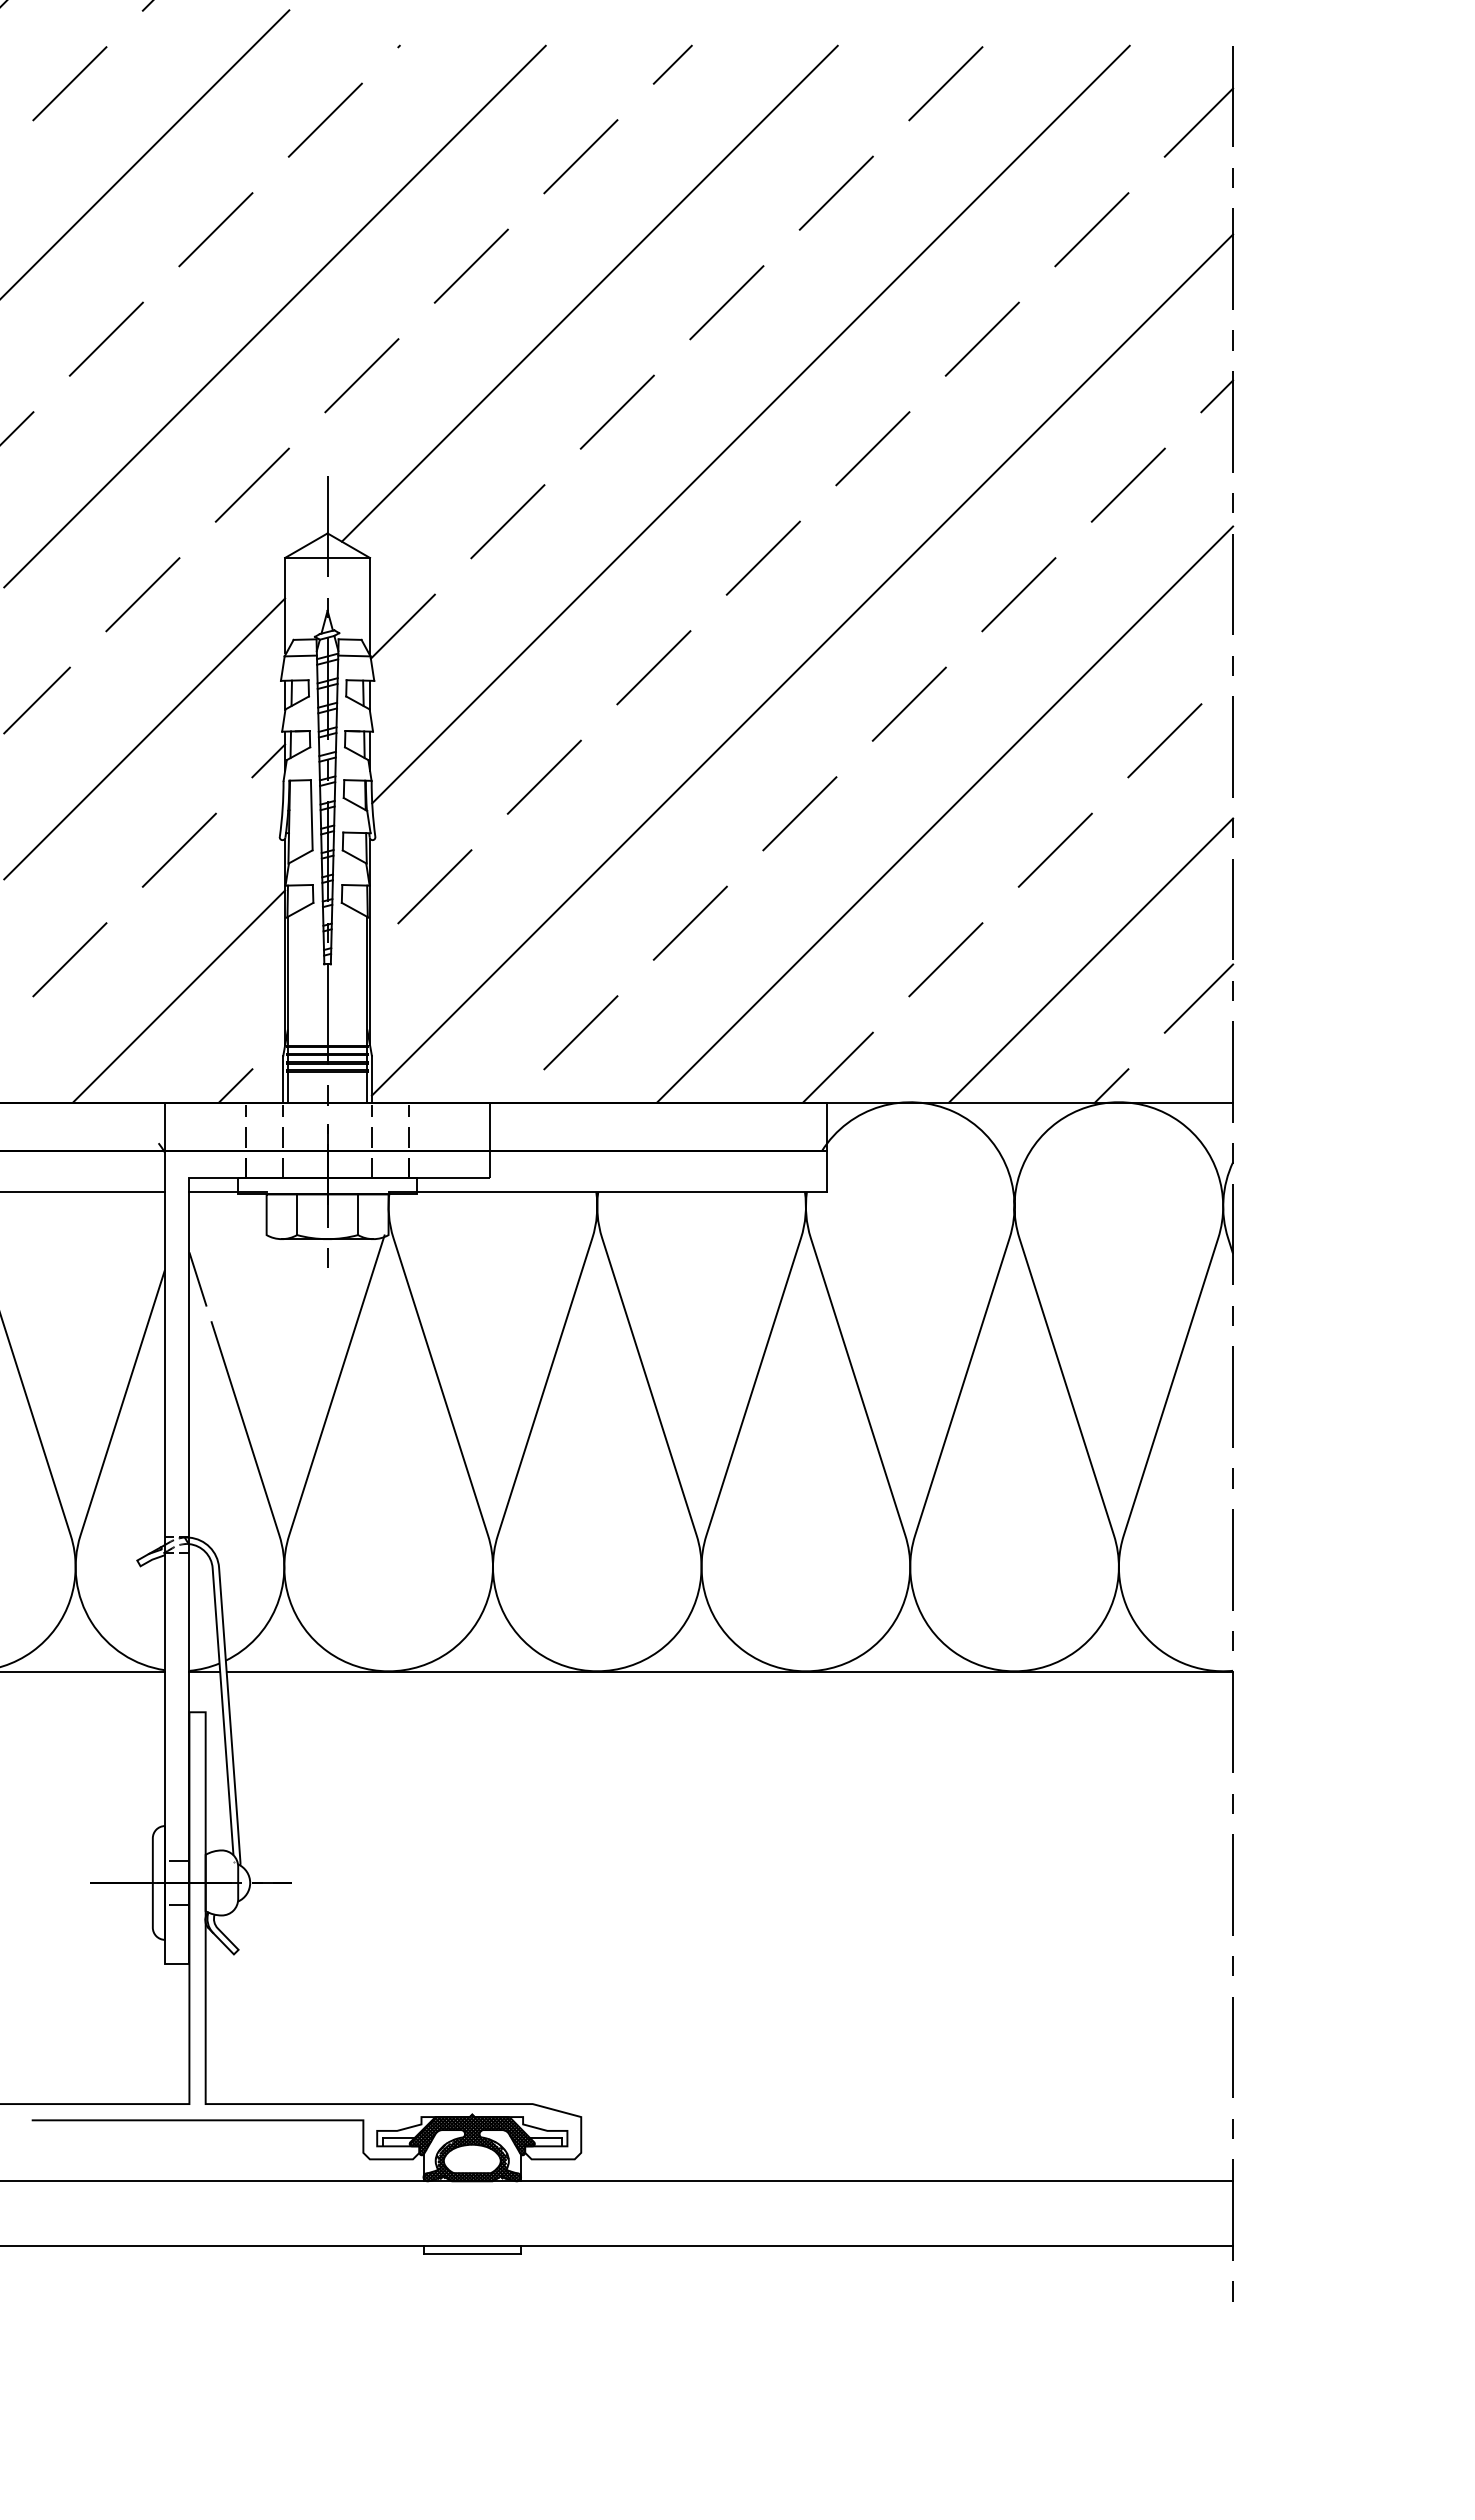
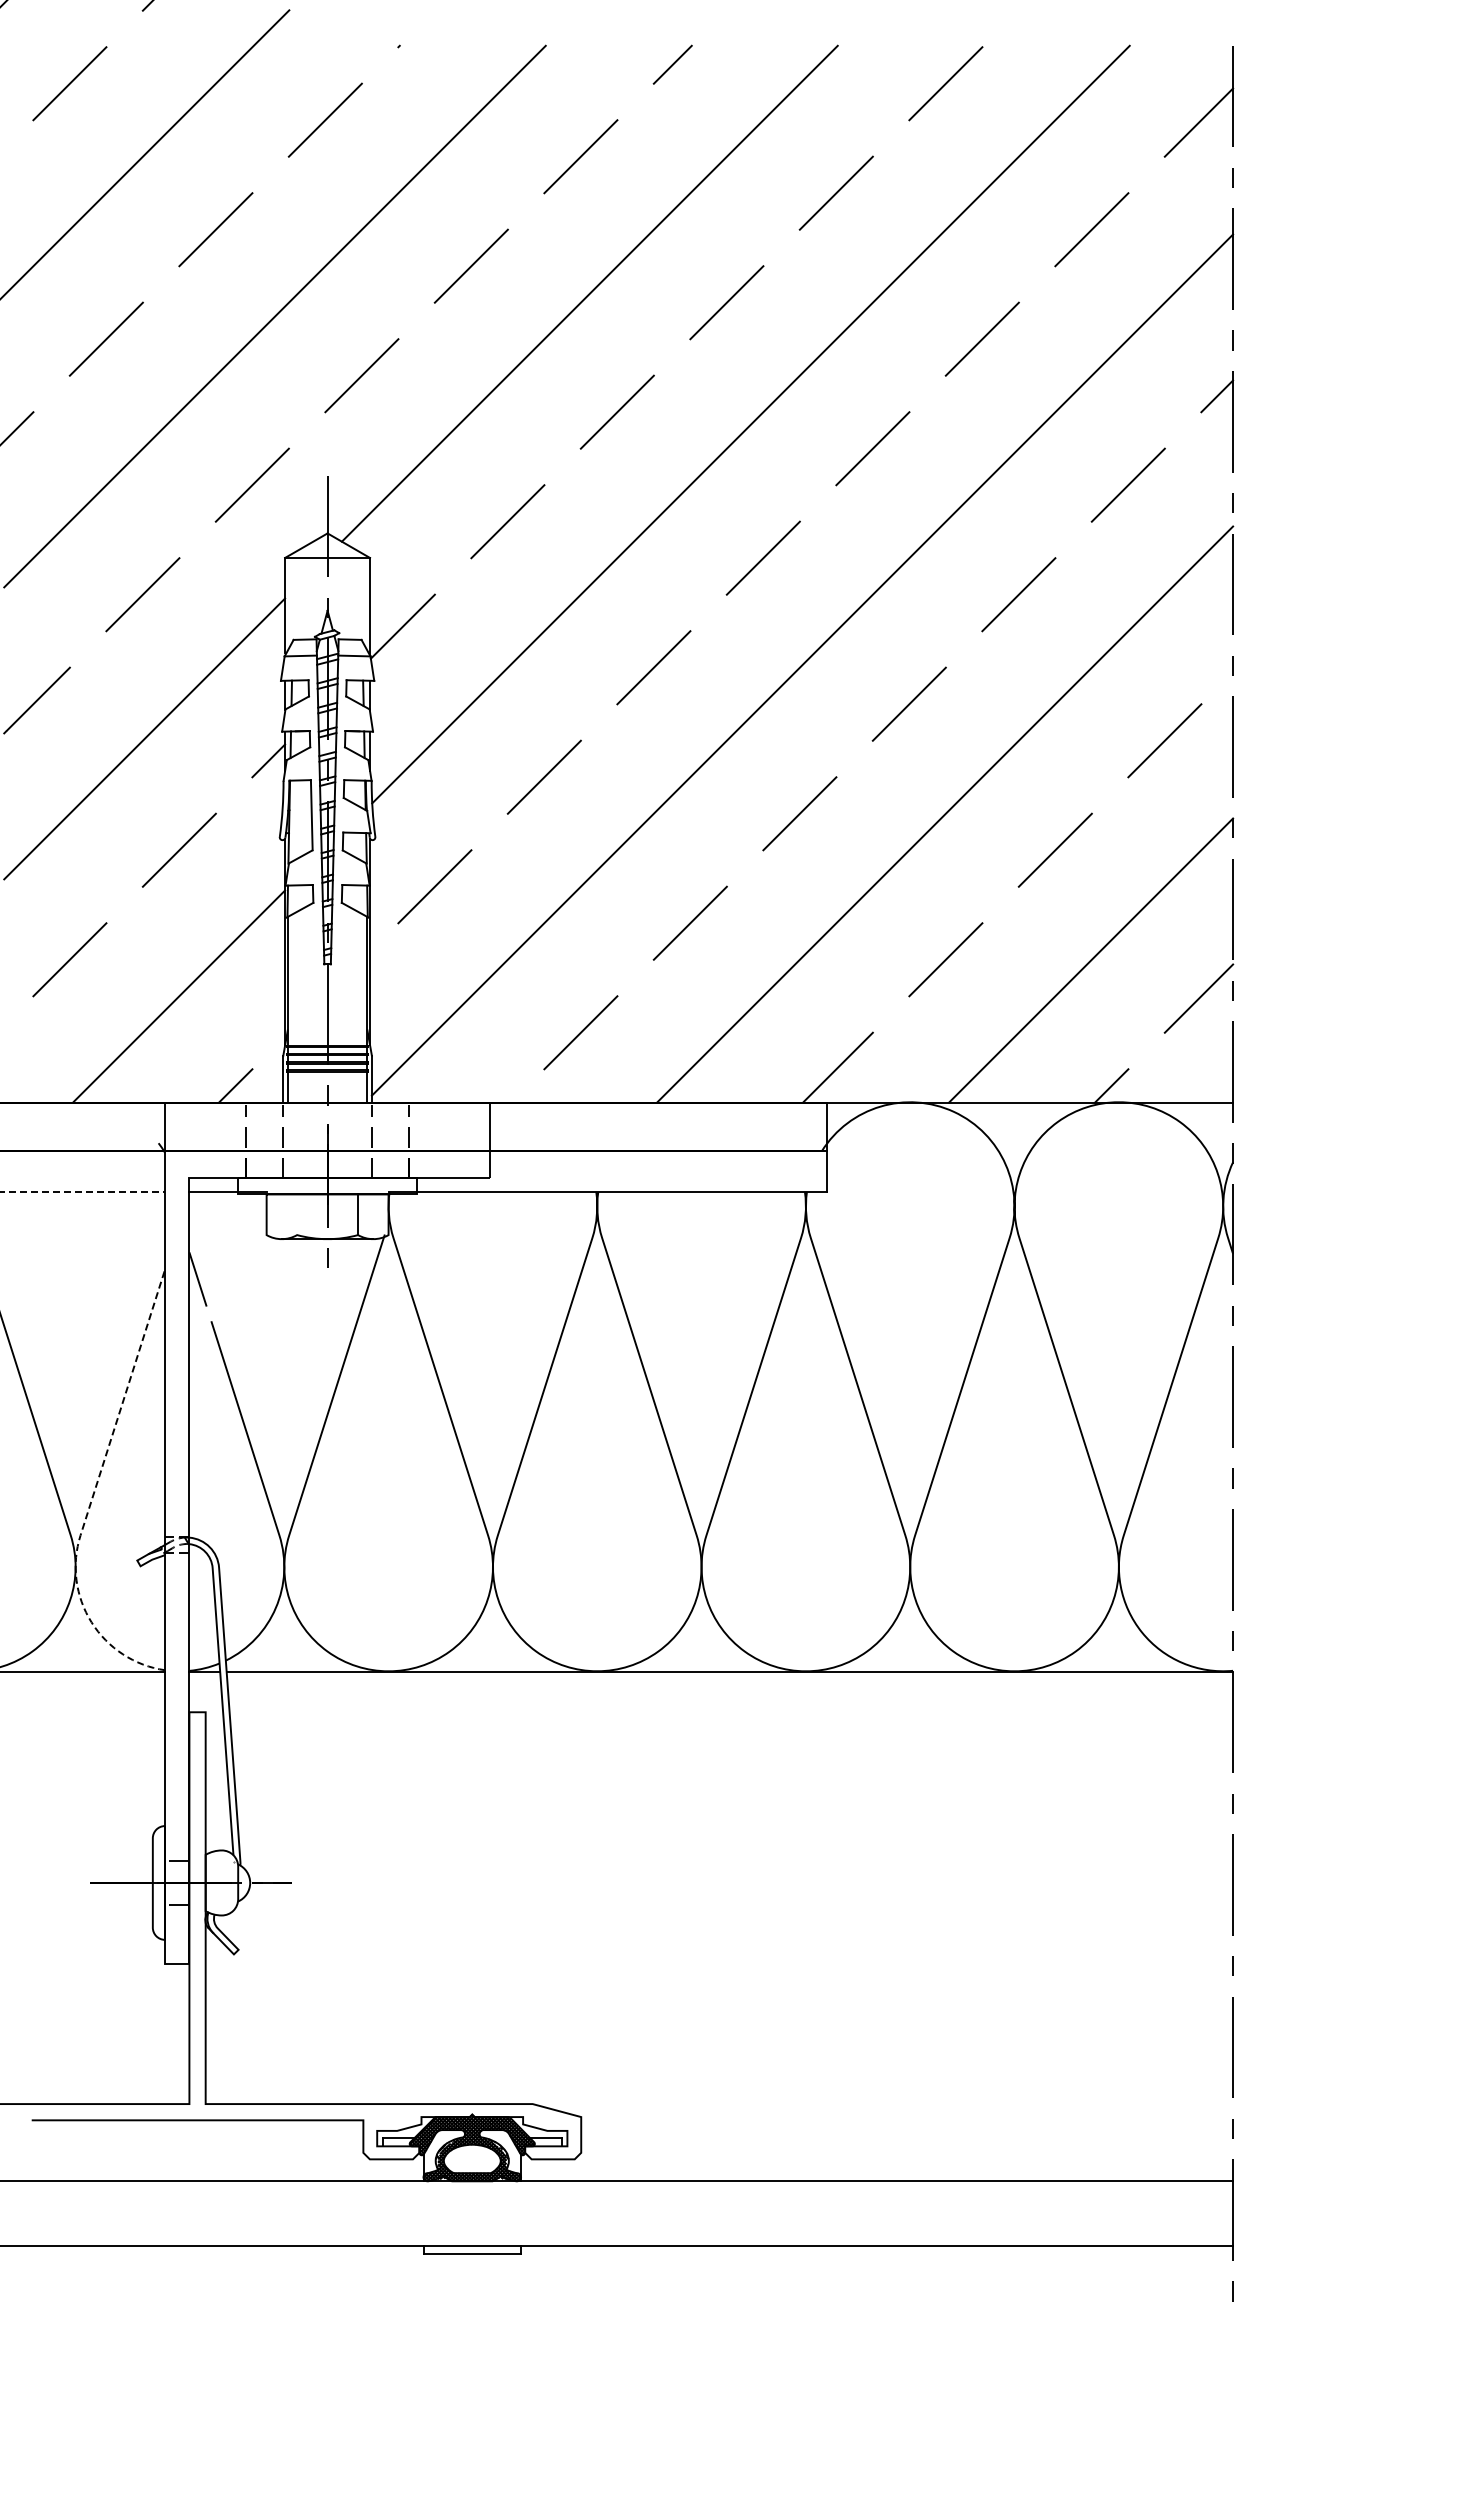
line: solid -> dashed (83, 1192)
line: present -> none (297, 1214)
line: solid -> dashed (91, 1501)
